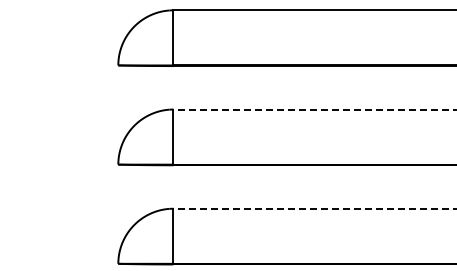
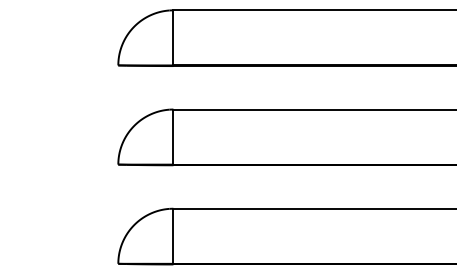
line: dashed -> solid (314, 109)
line: dashed -> solid (314, 208)
